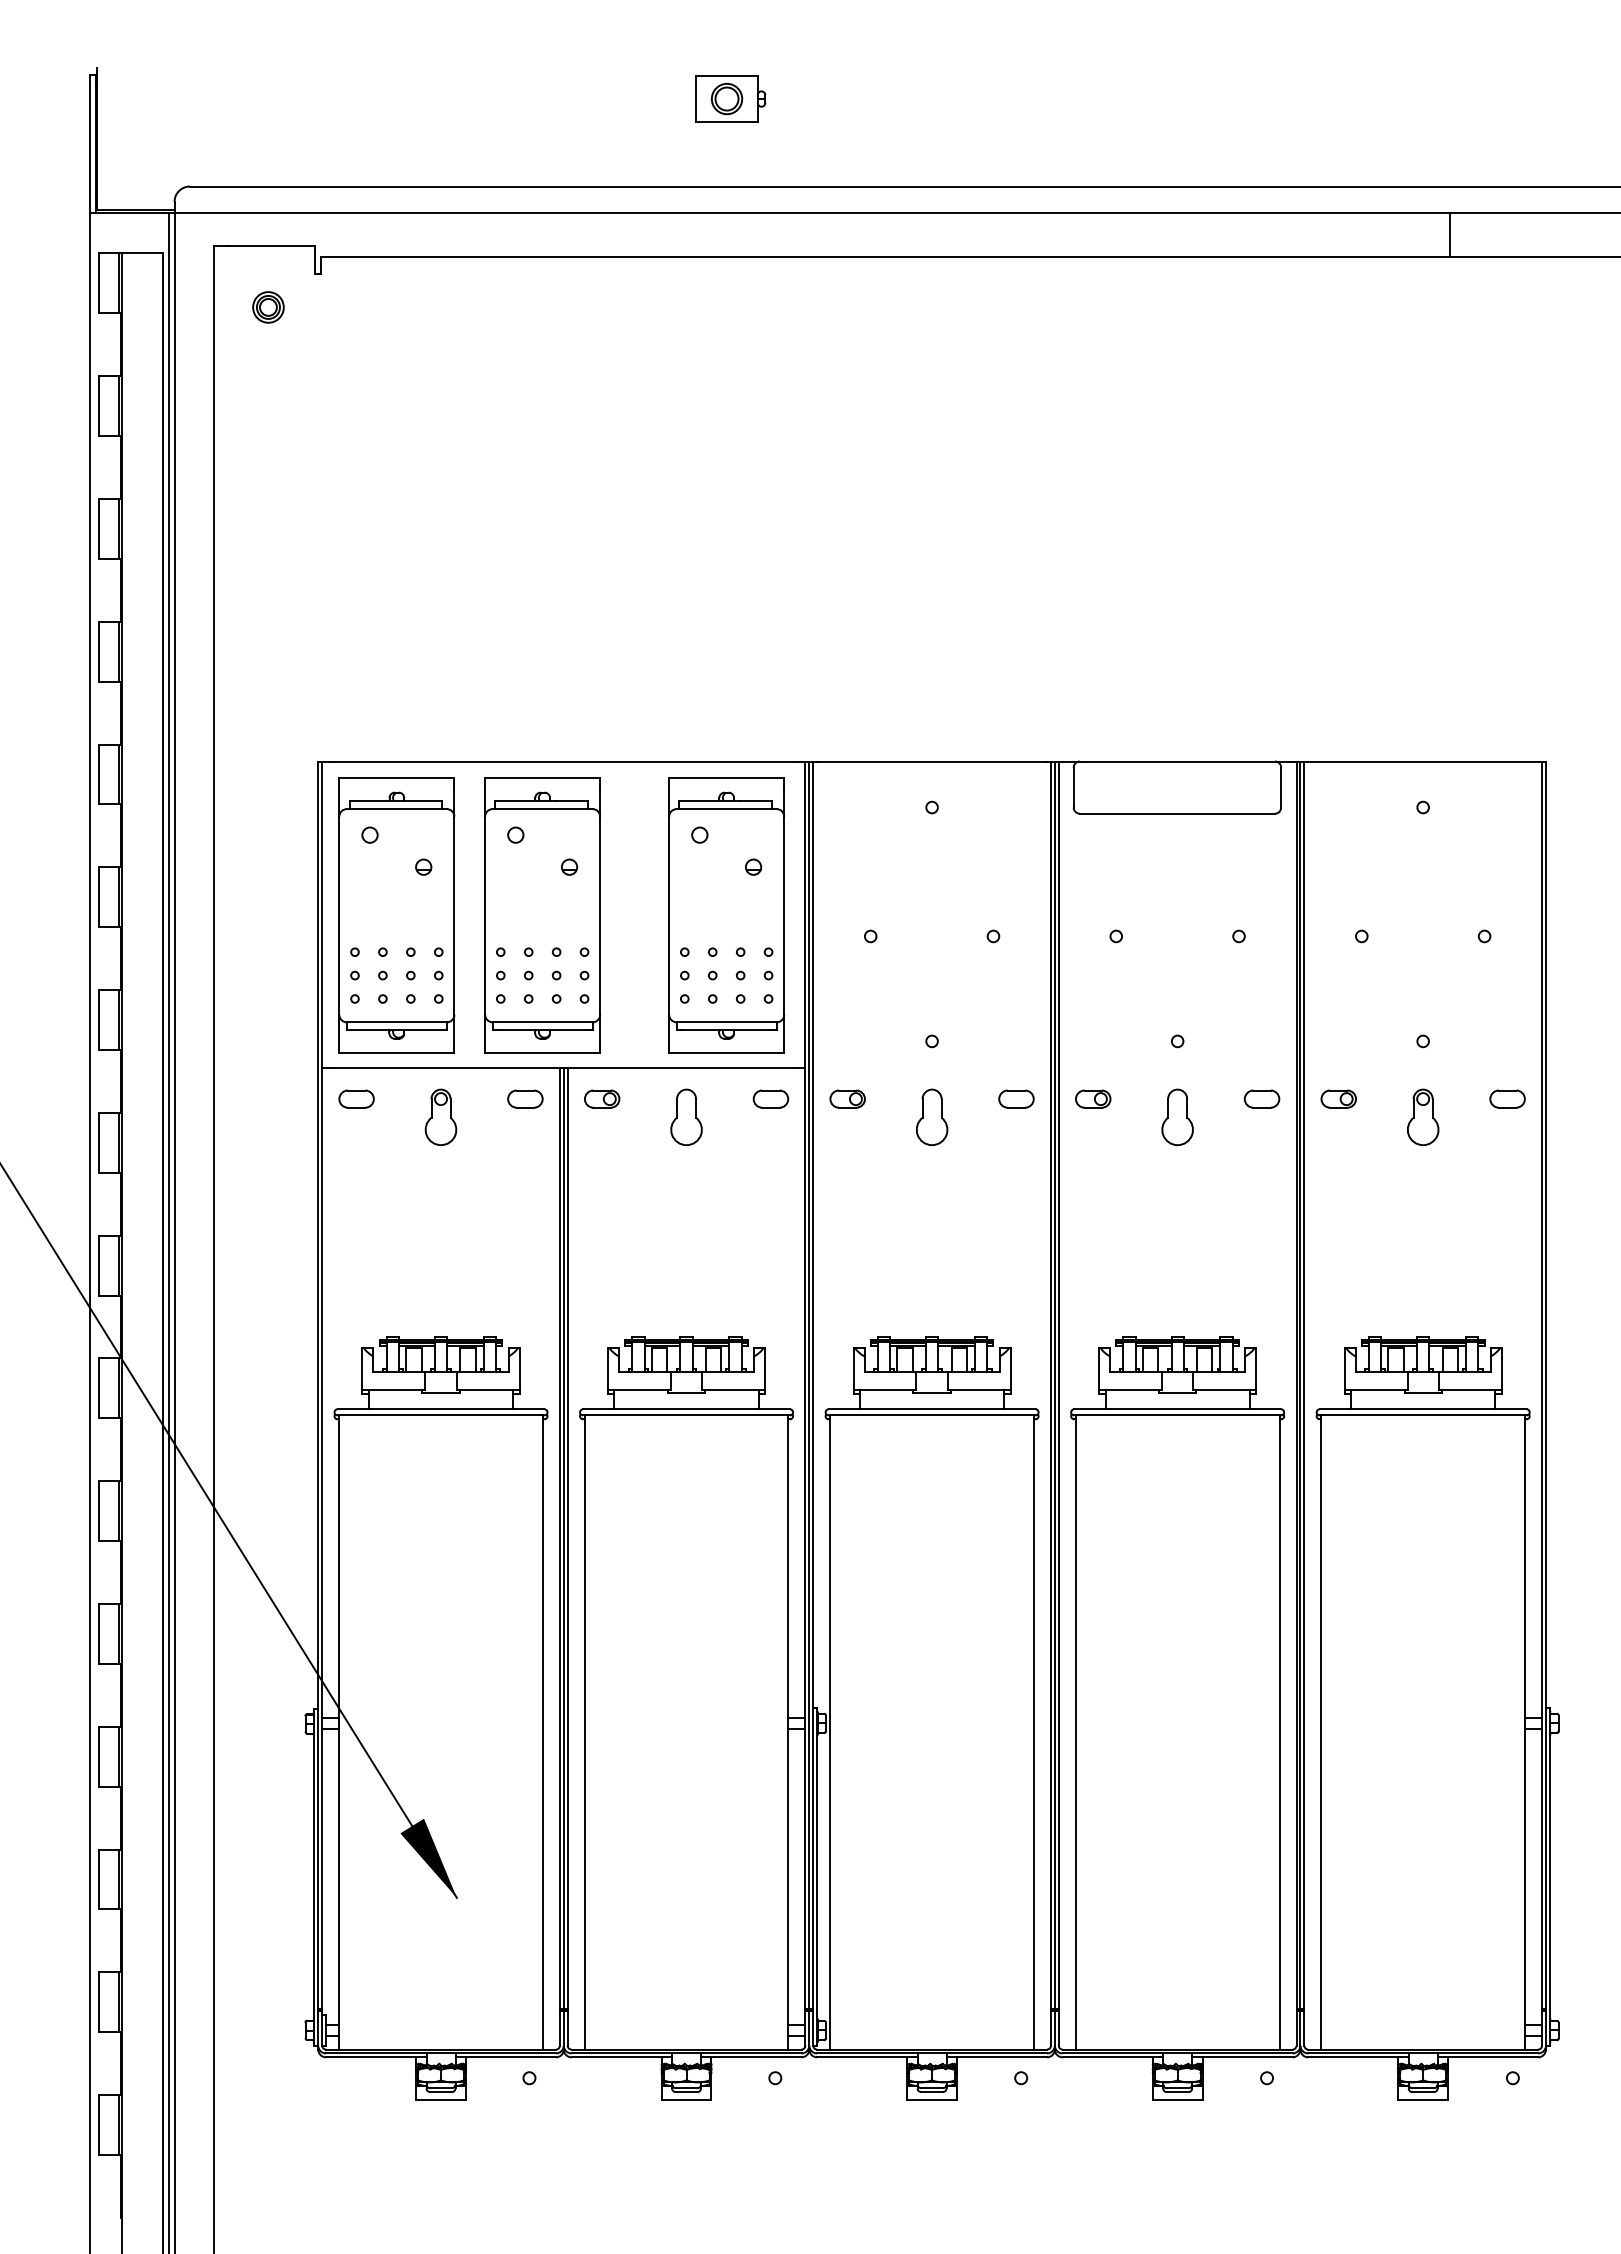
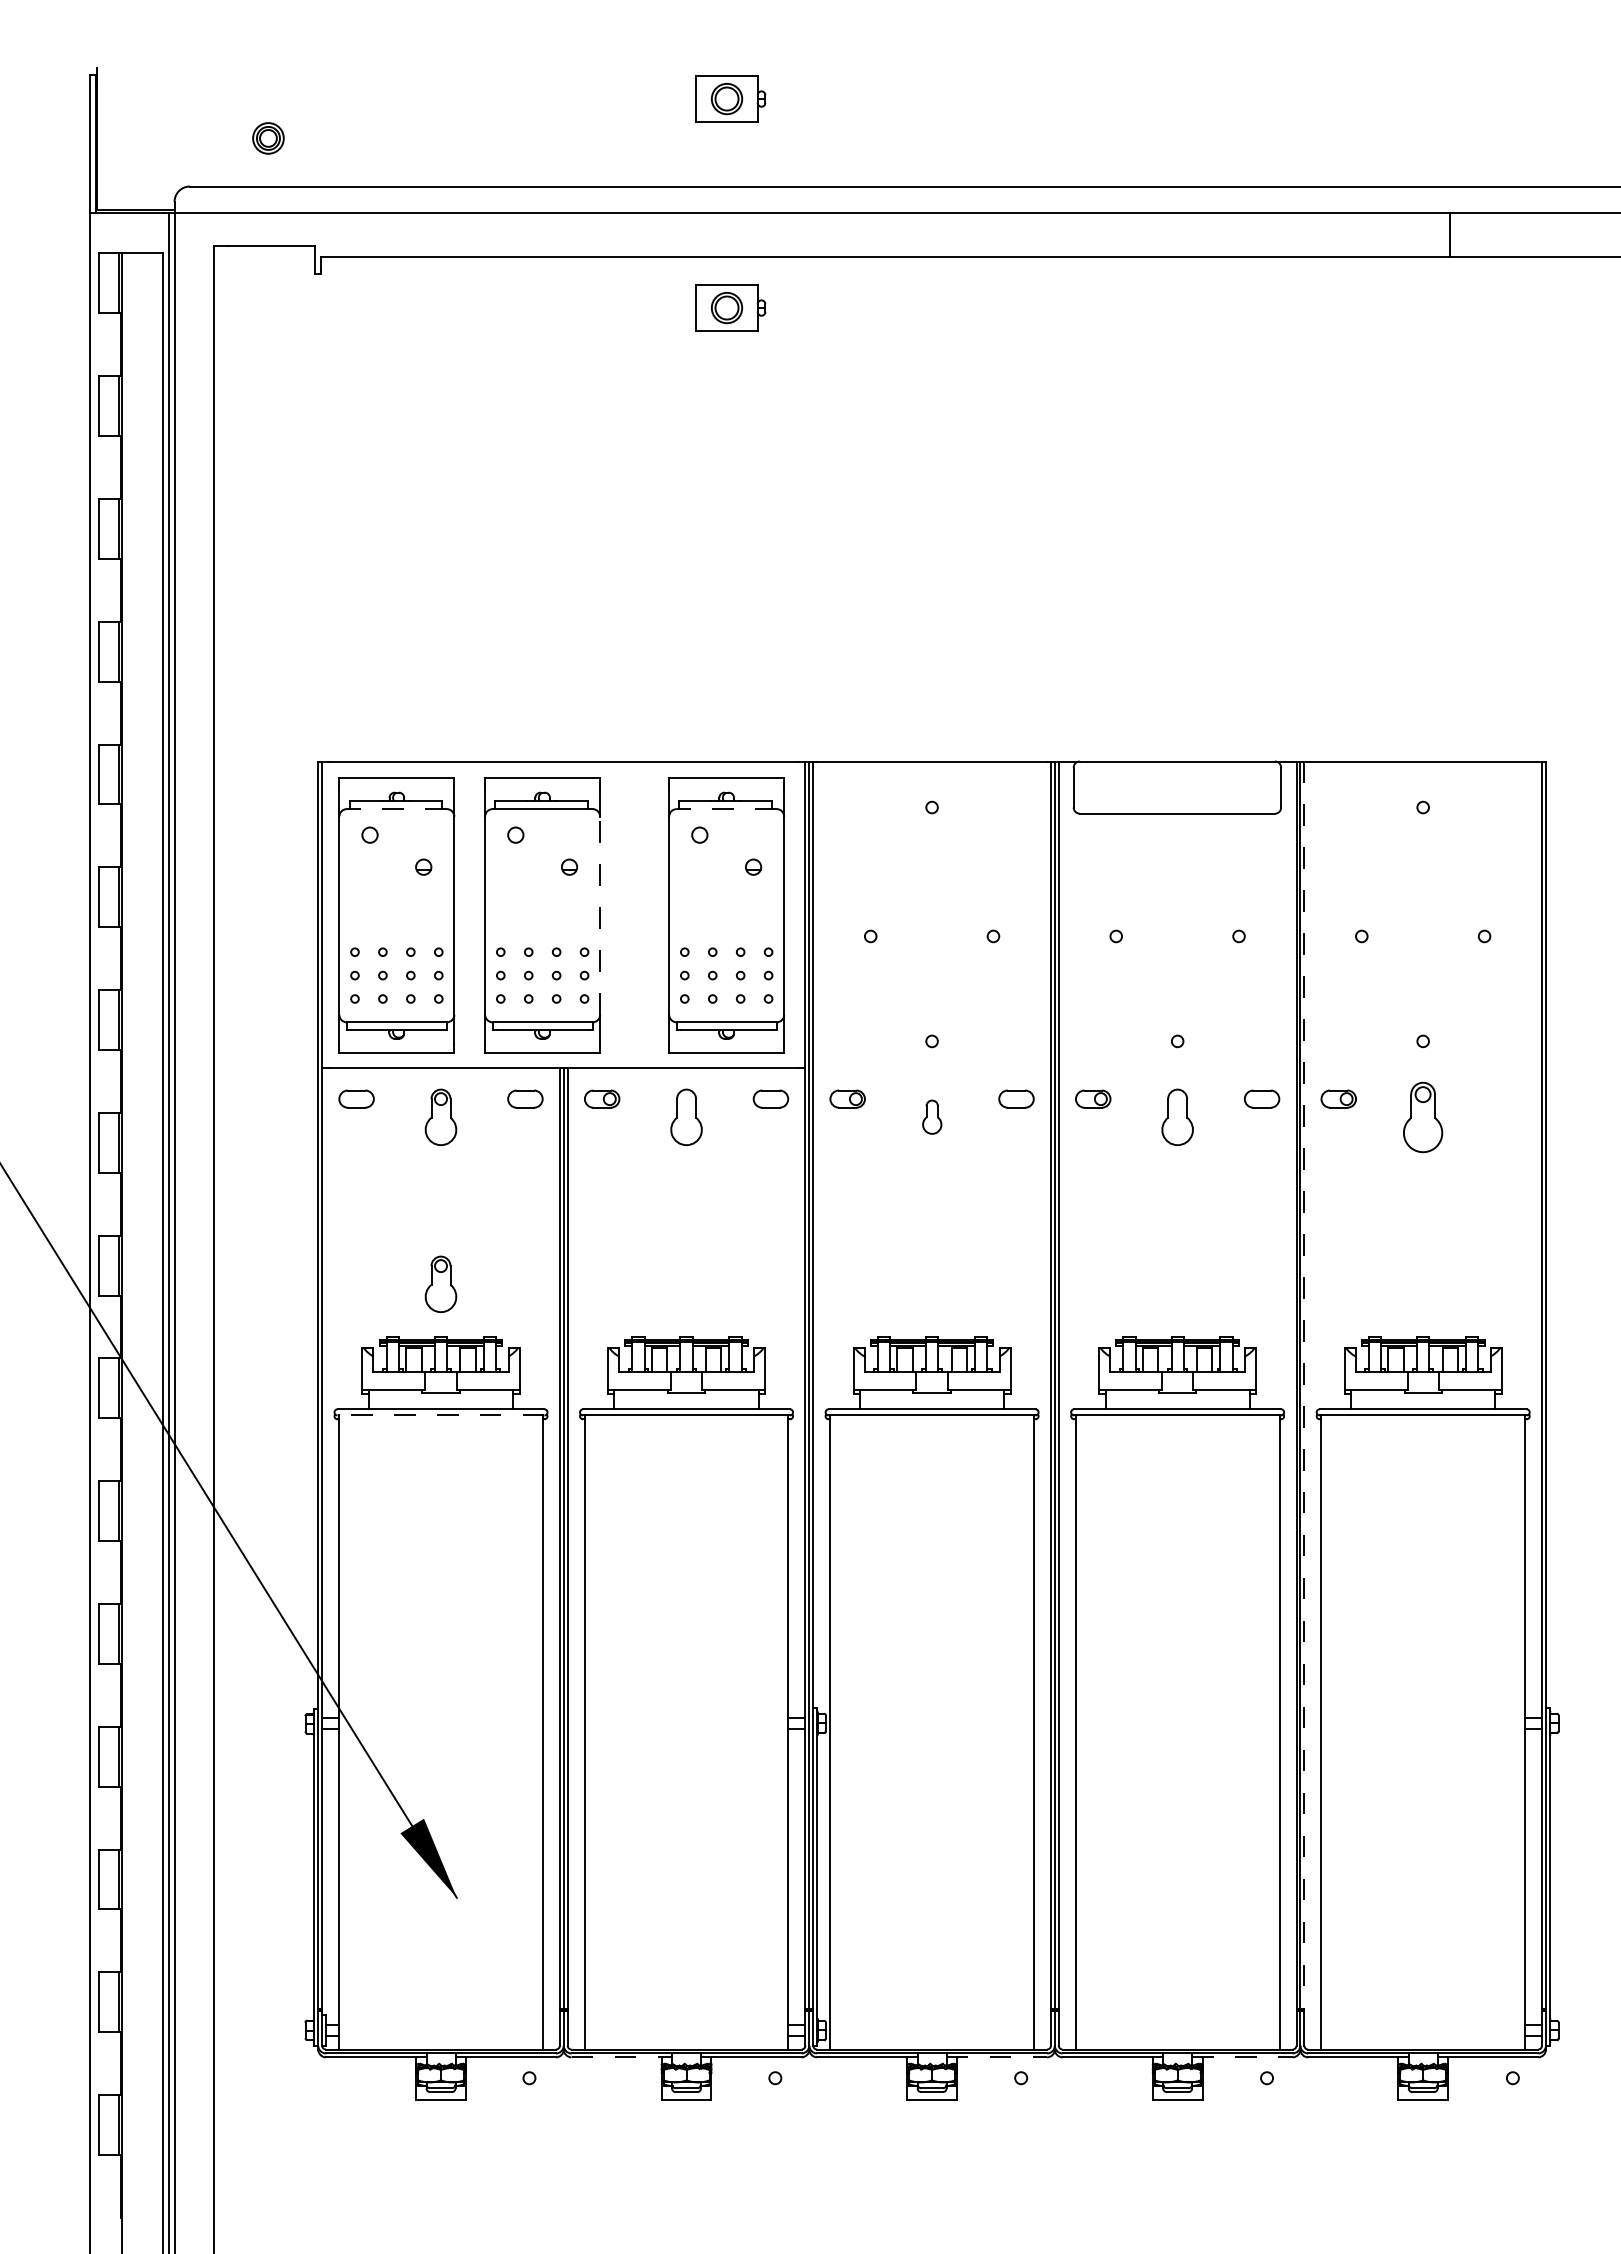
part position: (268, 307) -> (268, 138) (268, 138)
part: none -> present (730, 307)
line: solid -> dashed (396, 809)
line: solid -> dashed (726, 809)
line: solid -> dashed (600, 915)
part: present -> none (1507, 1098)
part size: 33x58 px -> 21x36 px (932, 1116)
part size: 33x58 px -> 41x73 px (1423, 1117)
part: none -> present (440, 1283)
line: solid -> dashed (1304, 1385)
line: solid -> dashed (440, 1415)
line: solid -> dashed (622, 2057)
line: solid -> dashed (997, 2057)
line: solid -> dashed (1242, 2057)
